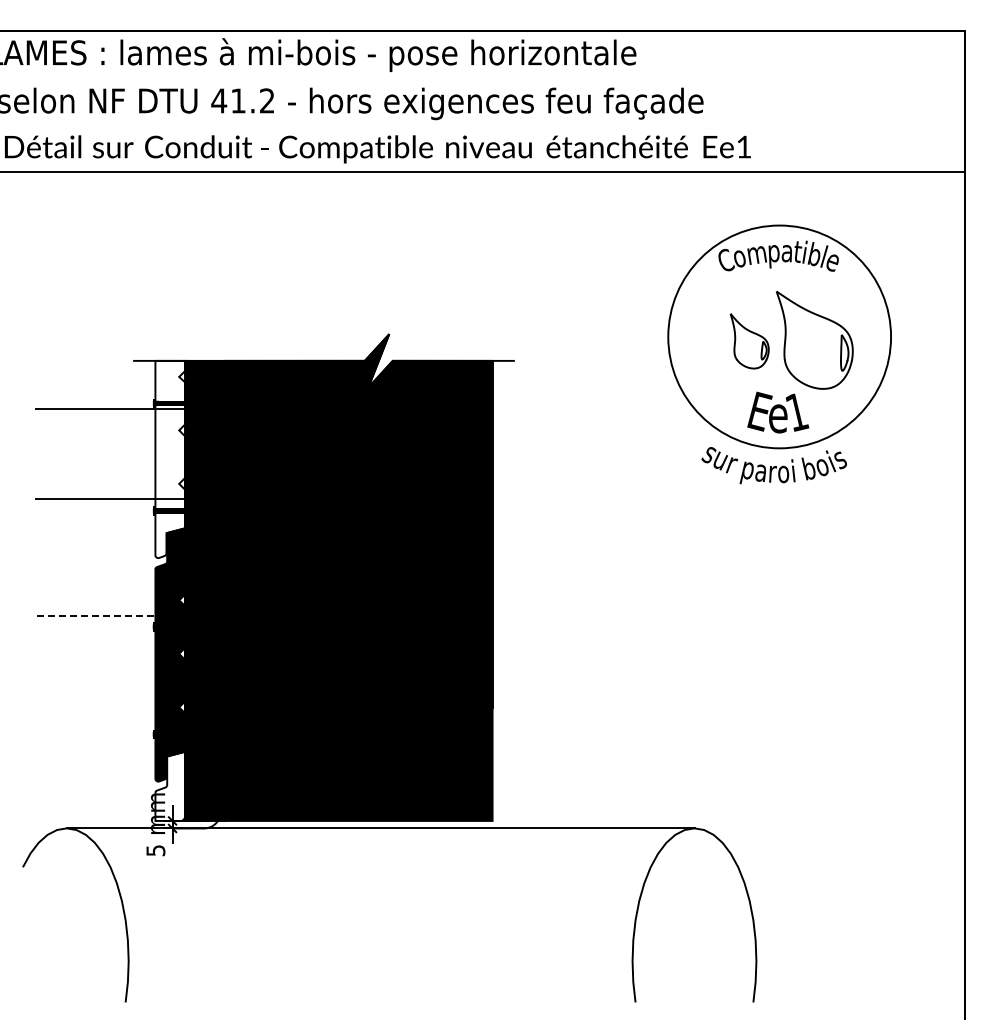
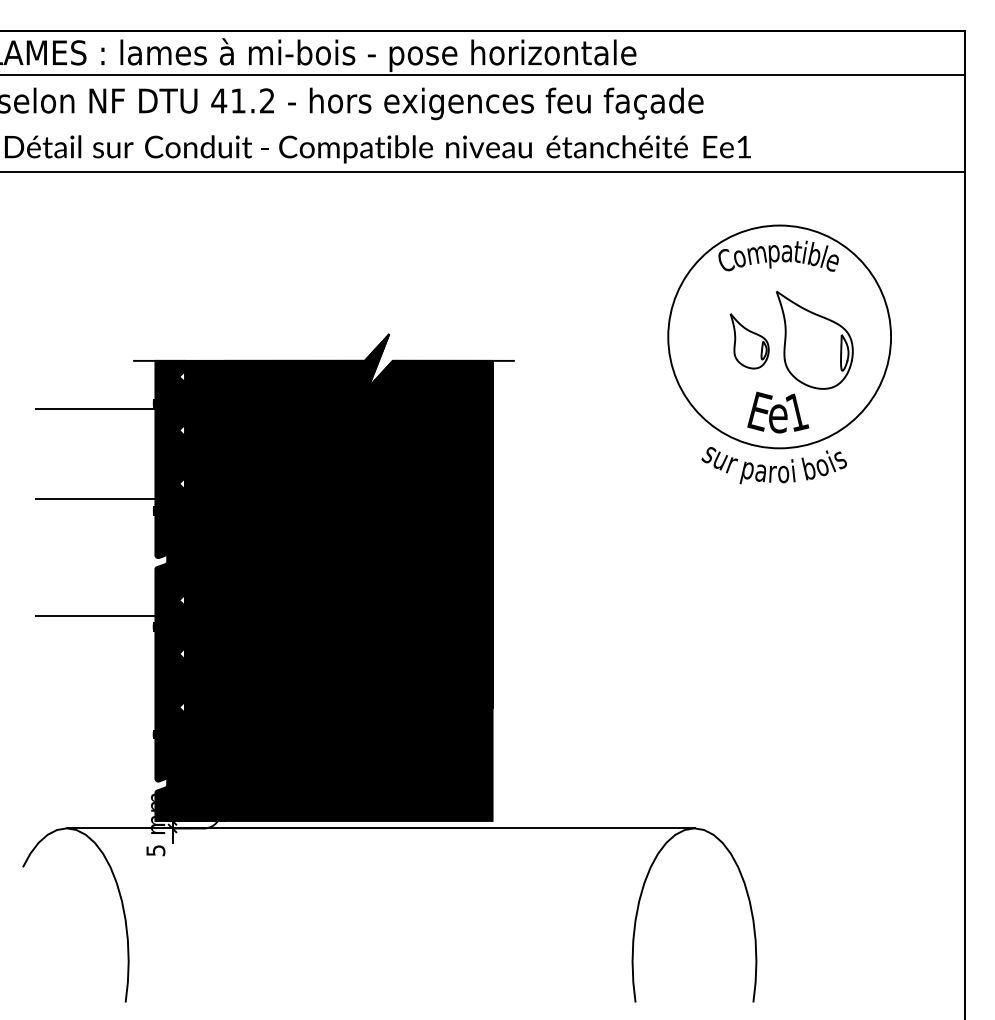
line: none -> present (483, 75)
fill: none -> present (170, 459)
line: dashed -> solid (99, 615)
fill: none -> present (170, 785)
